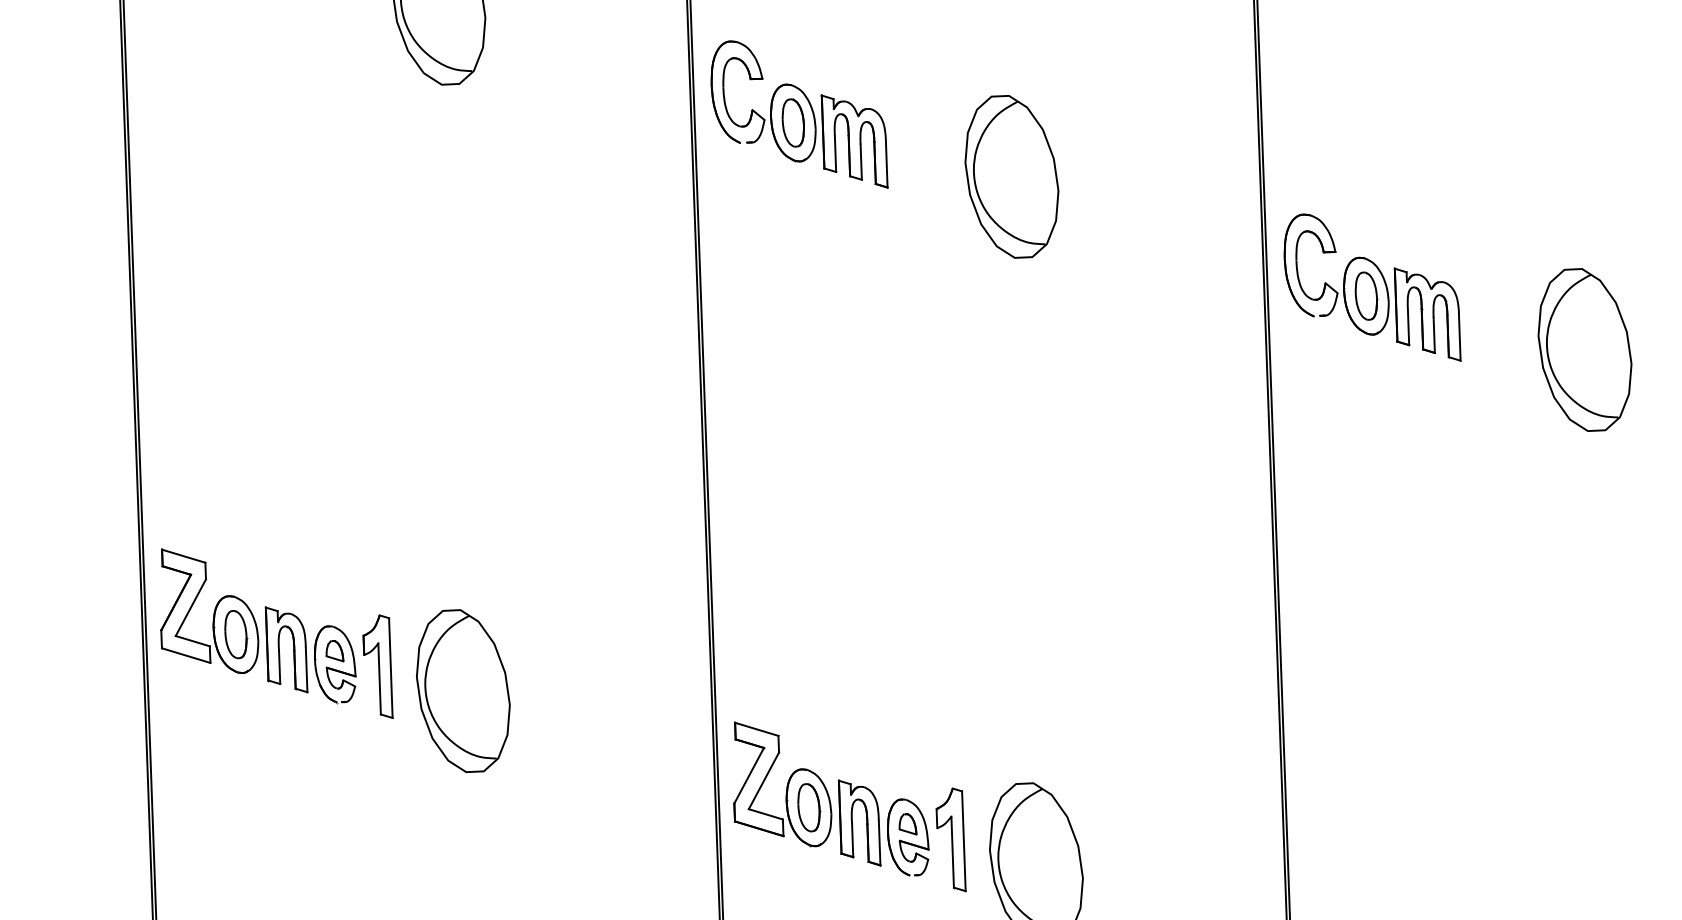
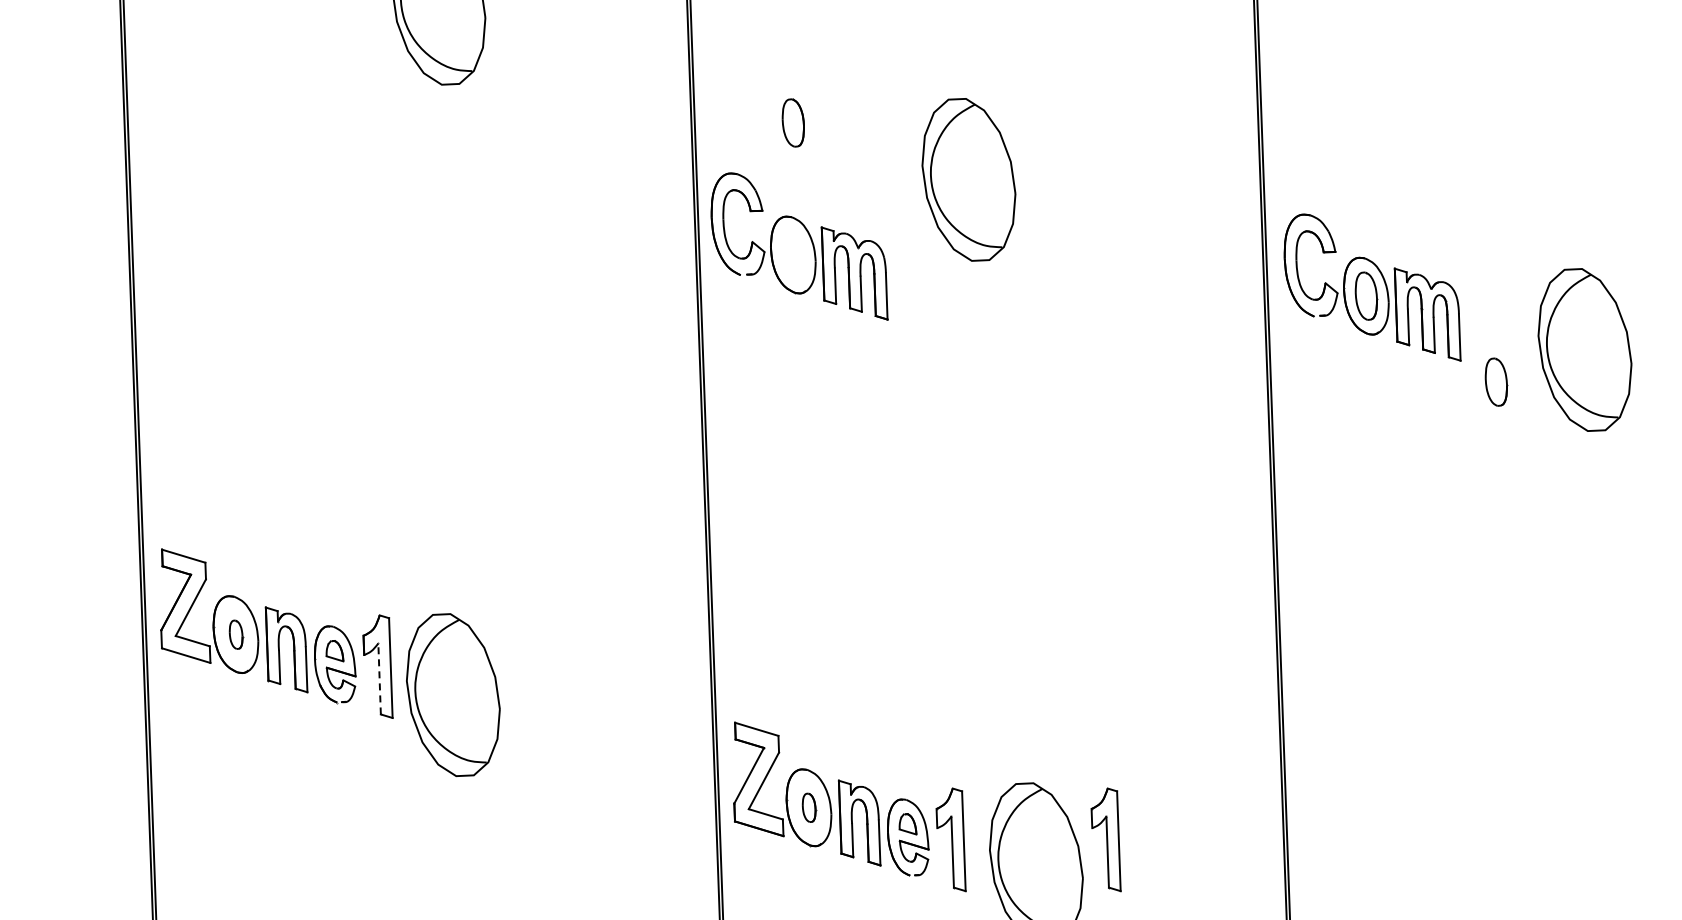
part position: (799, 114) -> (799, 246) (799, 246)
part position: (1011, 176) -> (968, 179) (968, 179)
part: none -> present (1496, 381)
part size: 25x50 px -> 17x31 px (236, 634)
line: solid -> dashed (379, 678)
part position: (463, 690) -> (453, 694) (453, 694)
part size: 25x50 px -> 17x31 px (809, 807)
part: none -> present (1105, 839)
